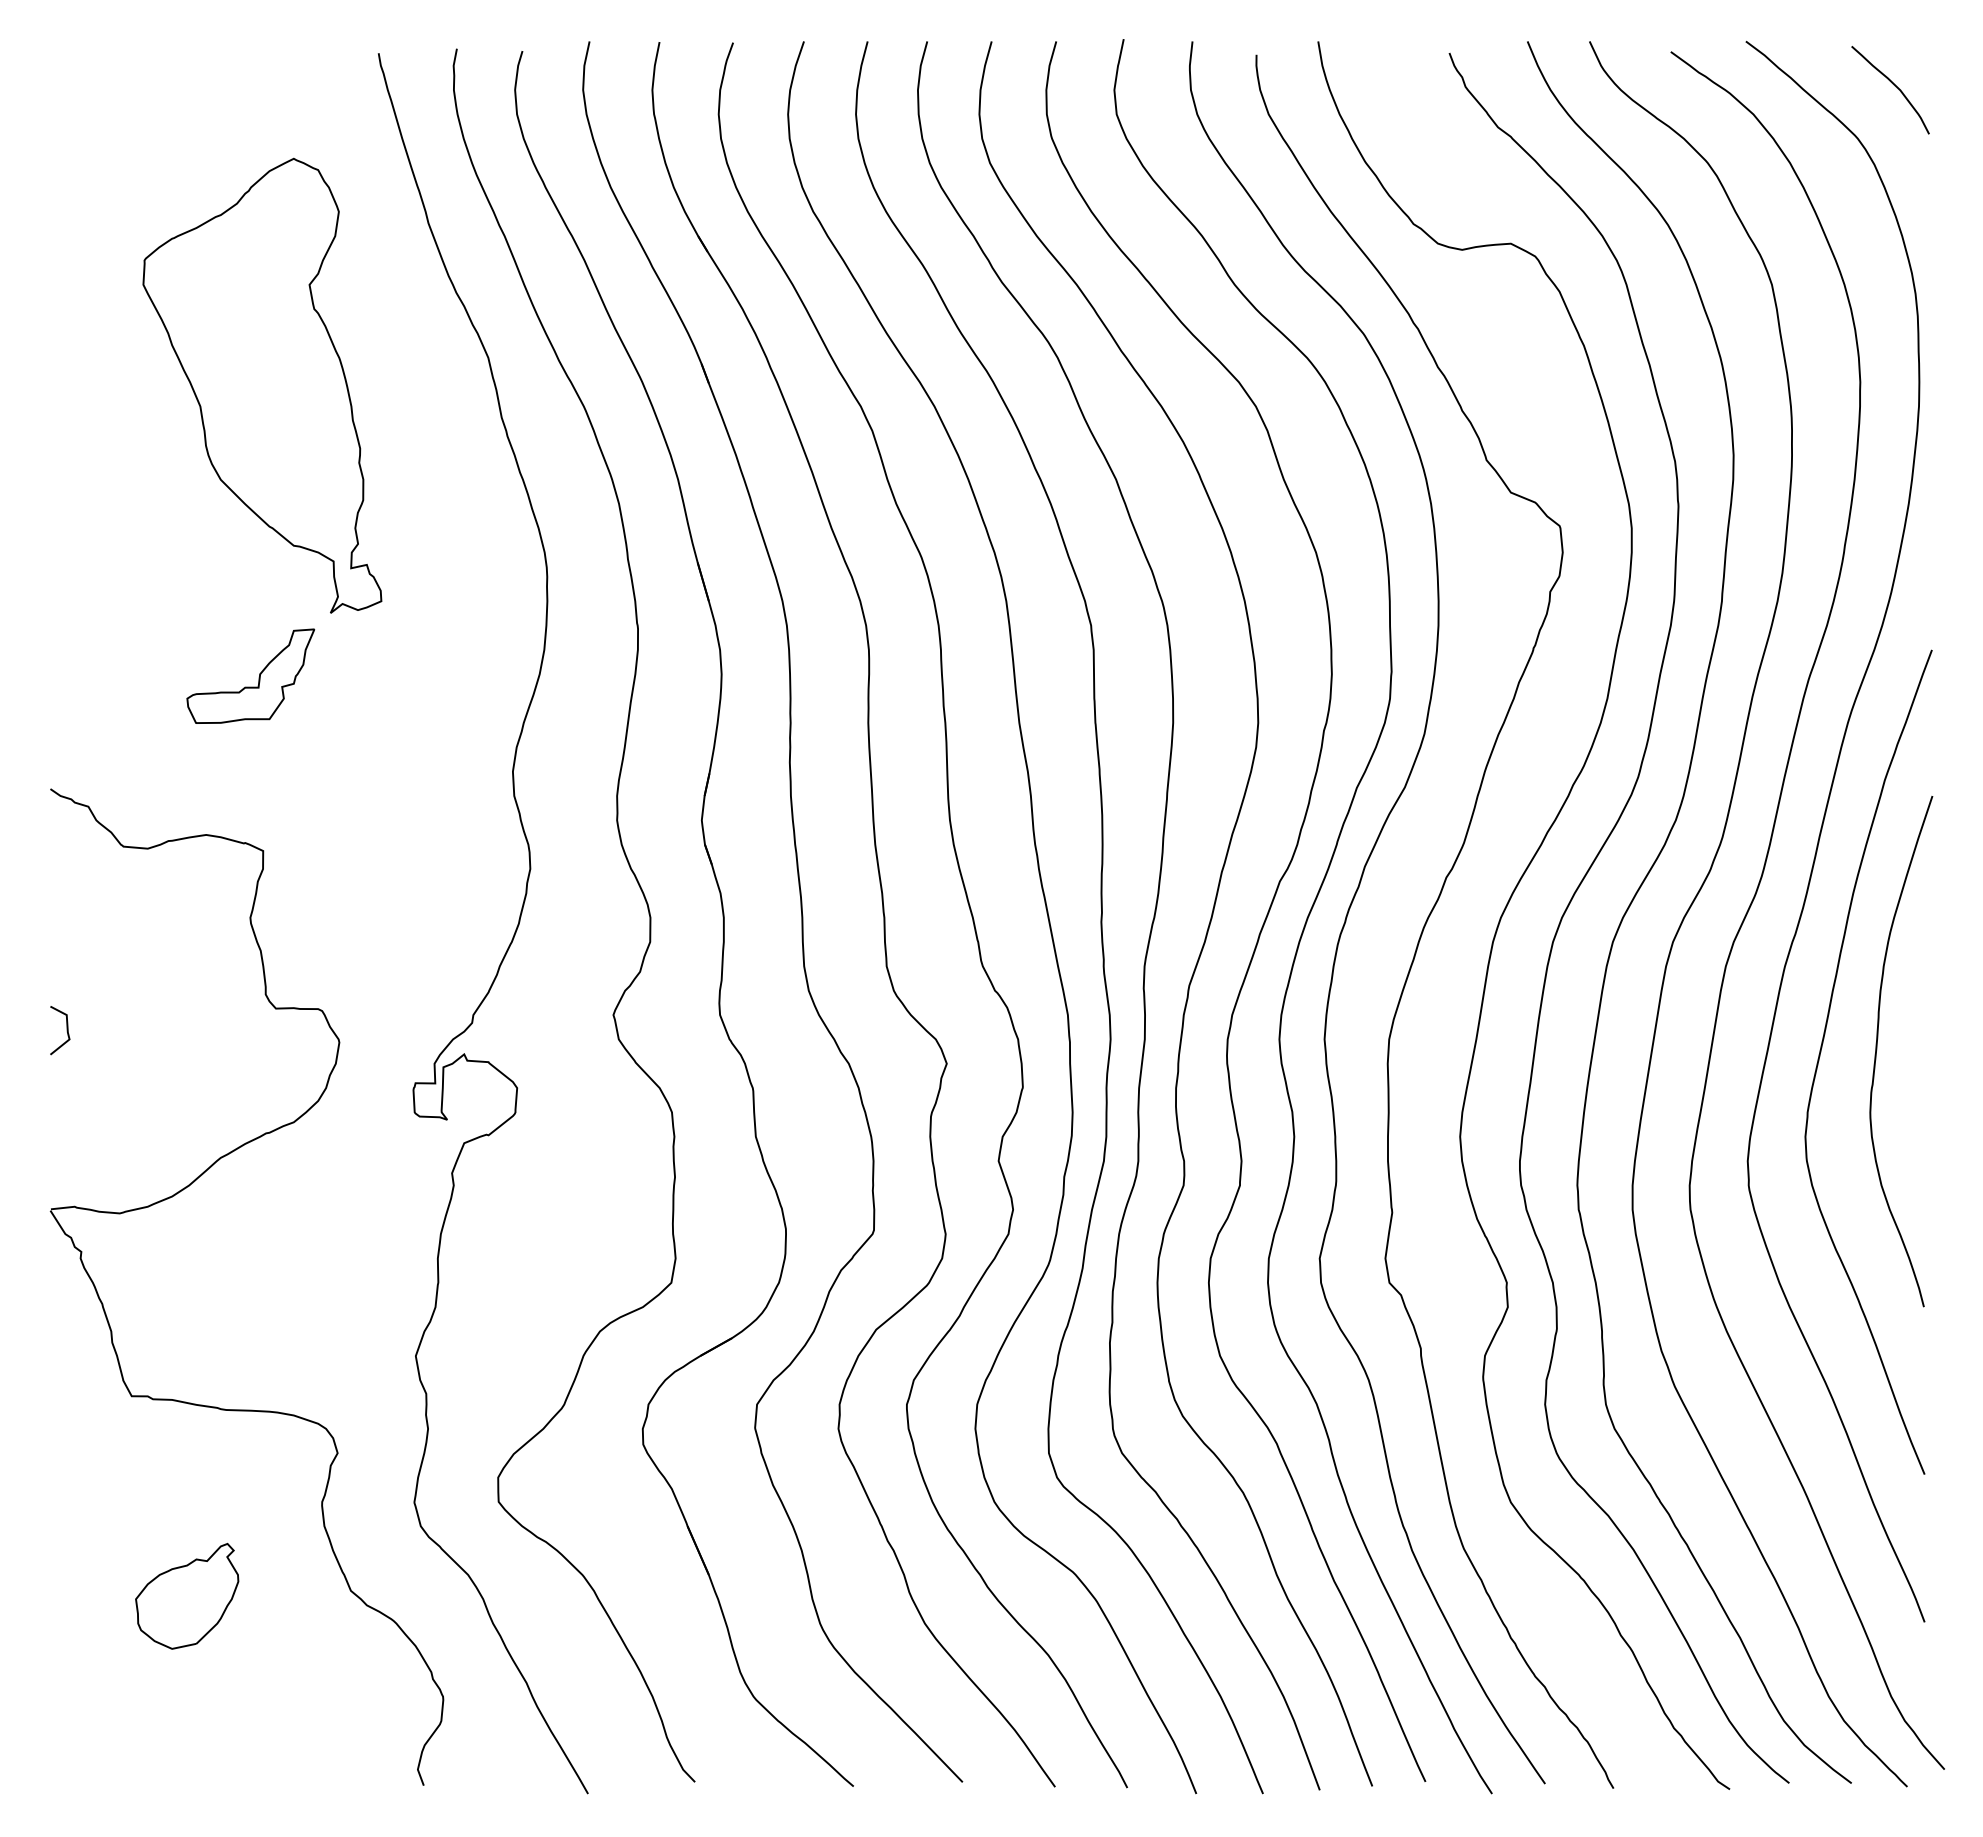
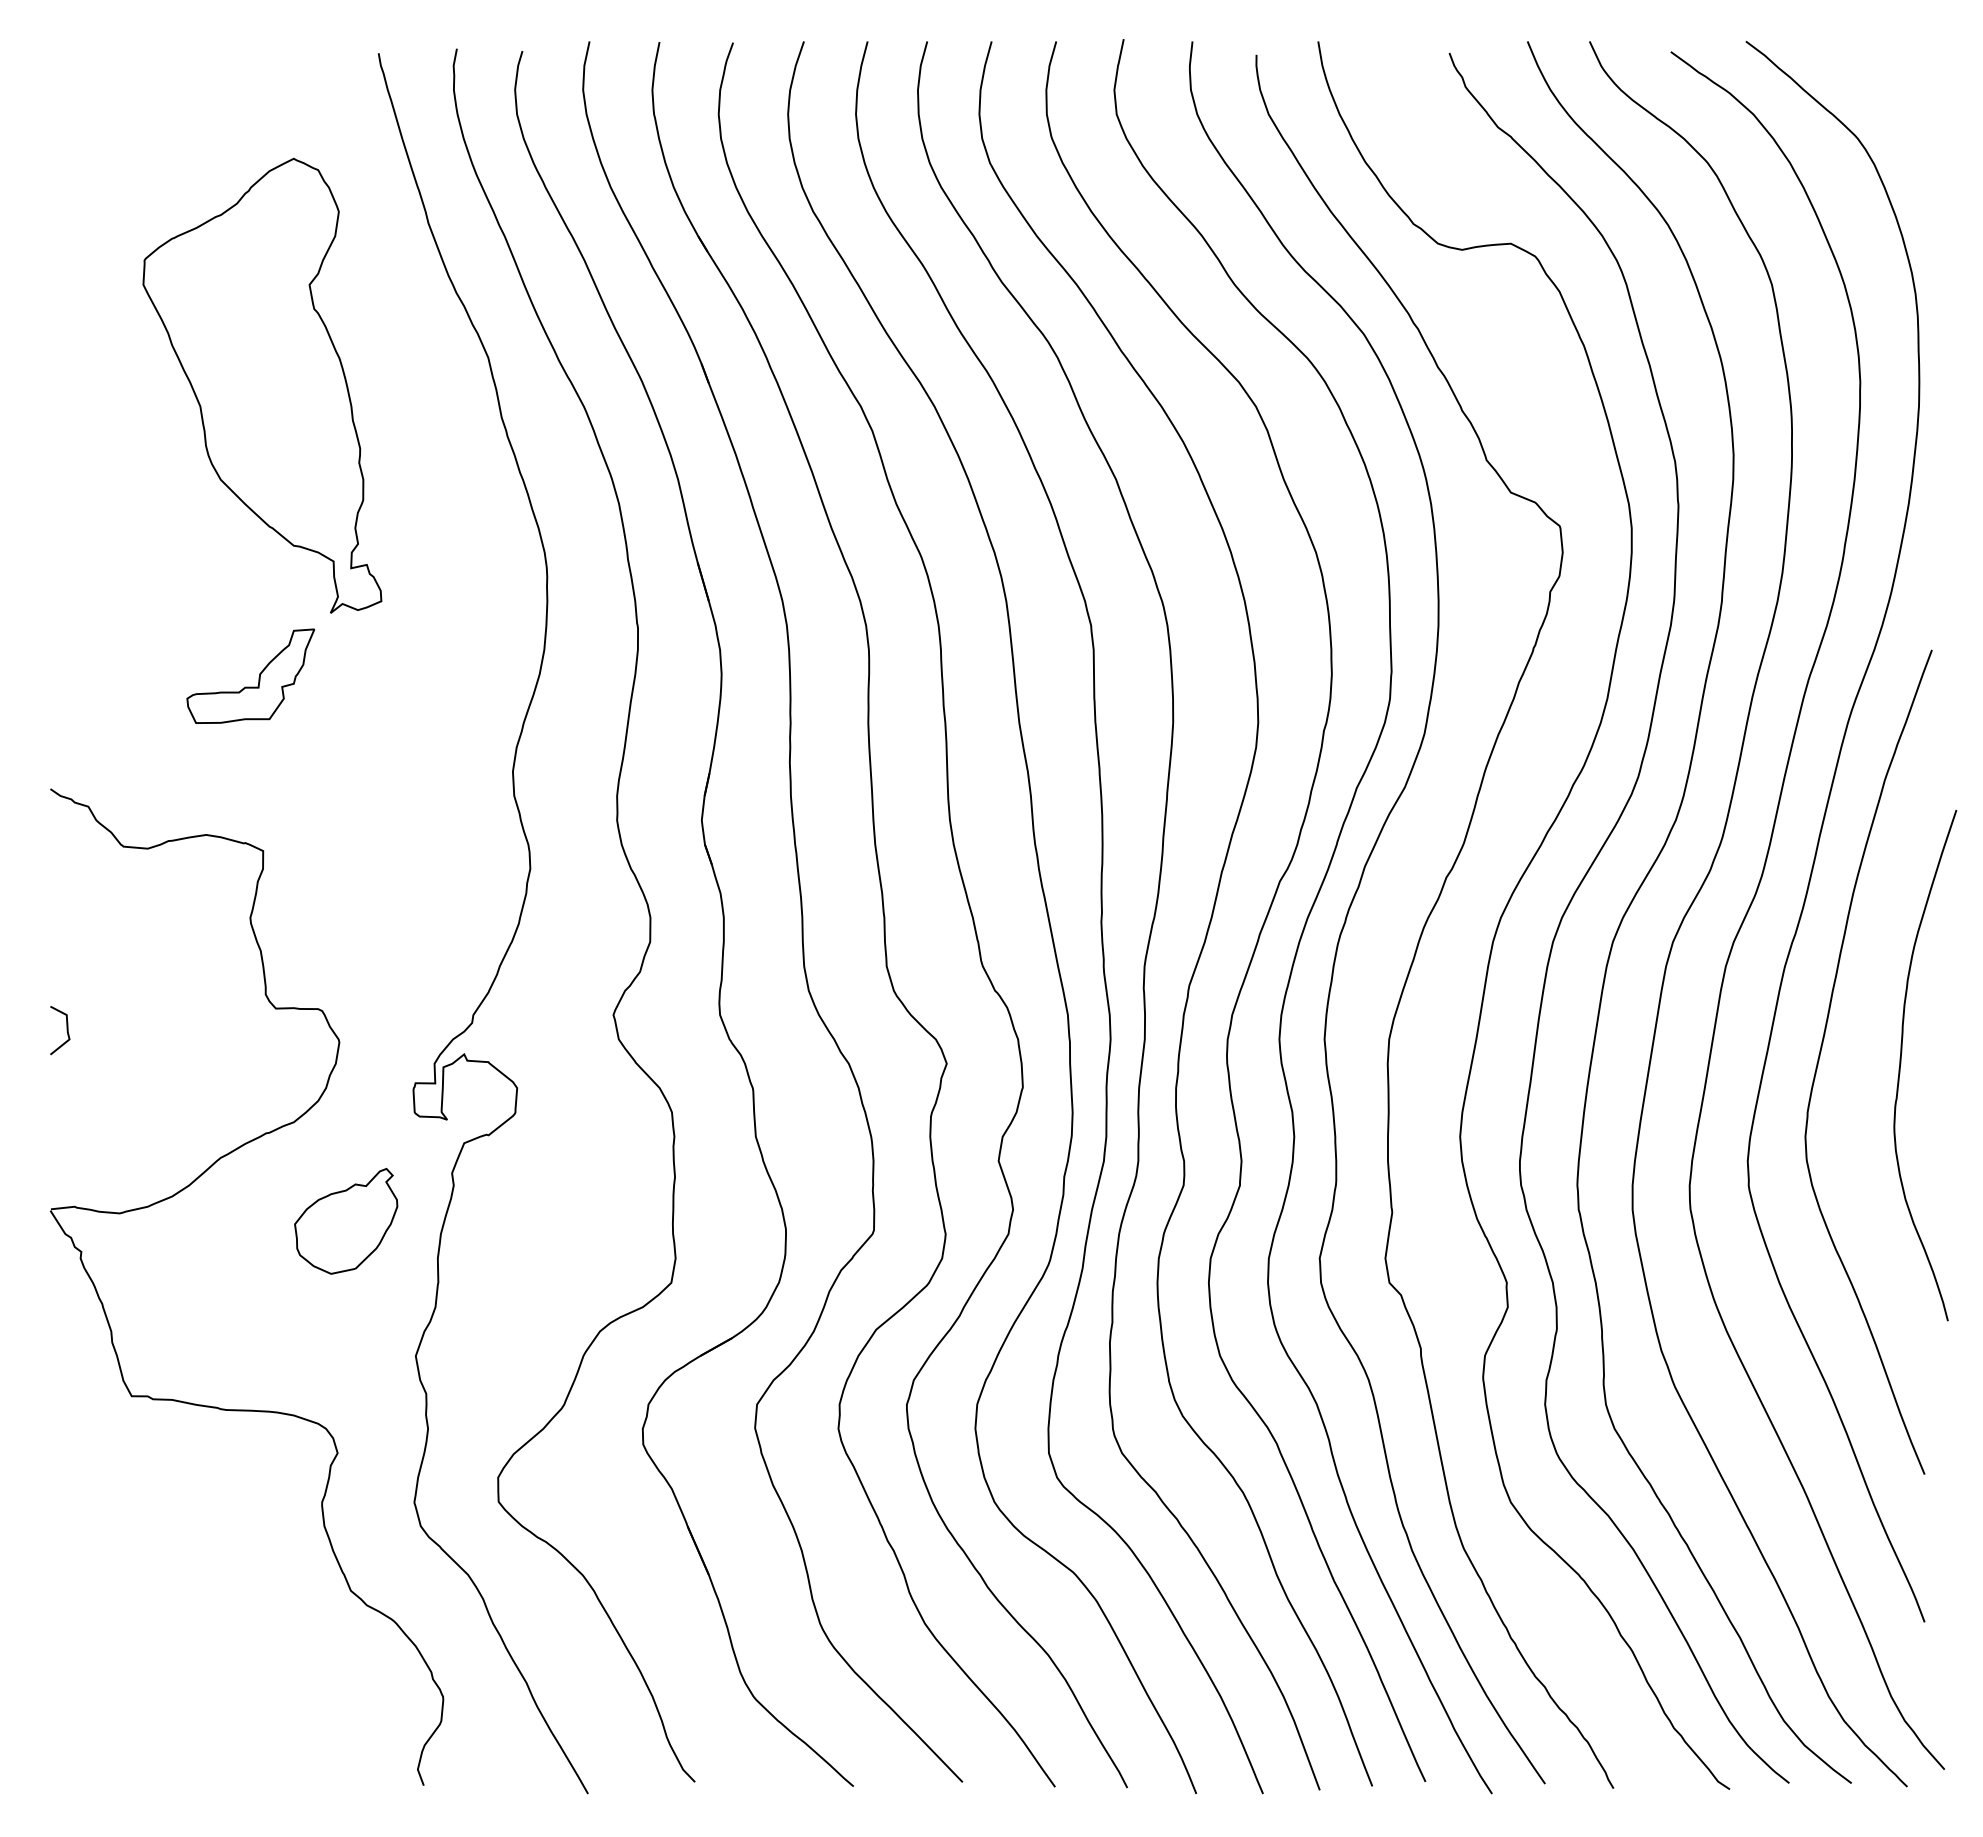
curve: present -> none (1894, 86)
curve position: (1877, 1050) -> (1901, 1064) (1901, 1064)
part position: (187, 1596) -> (346, 1221) (346, 1221)
